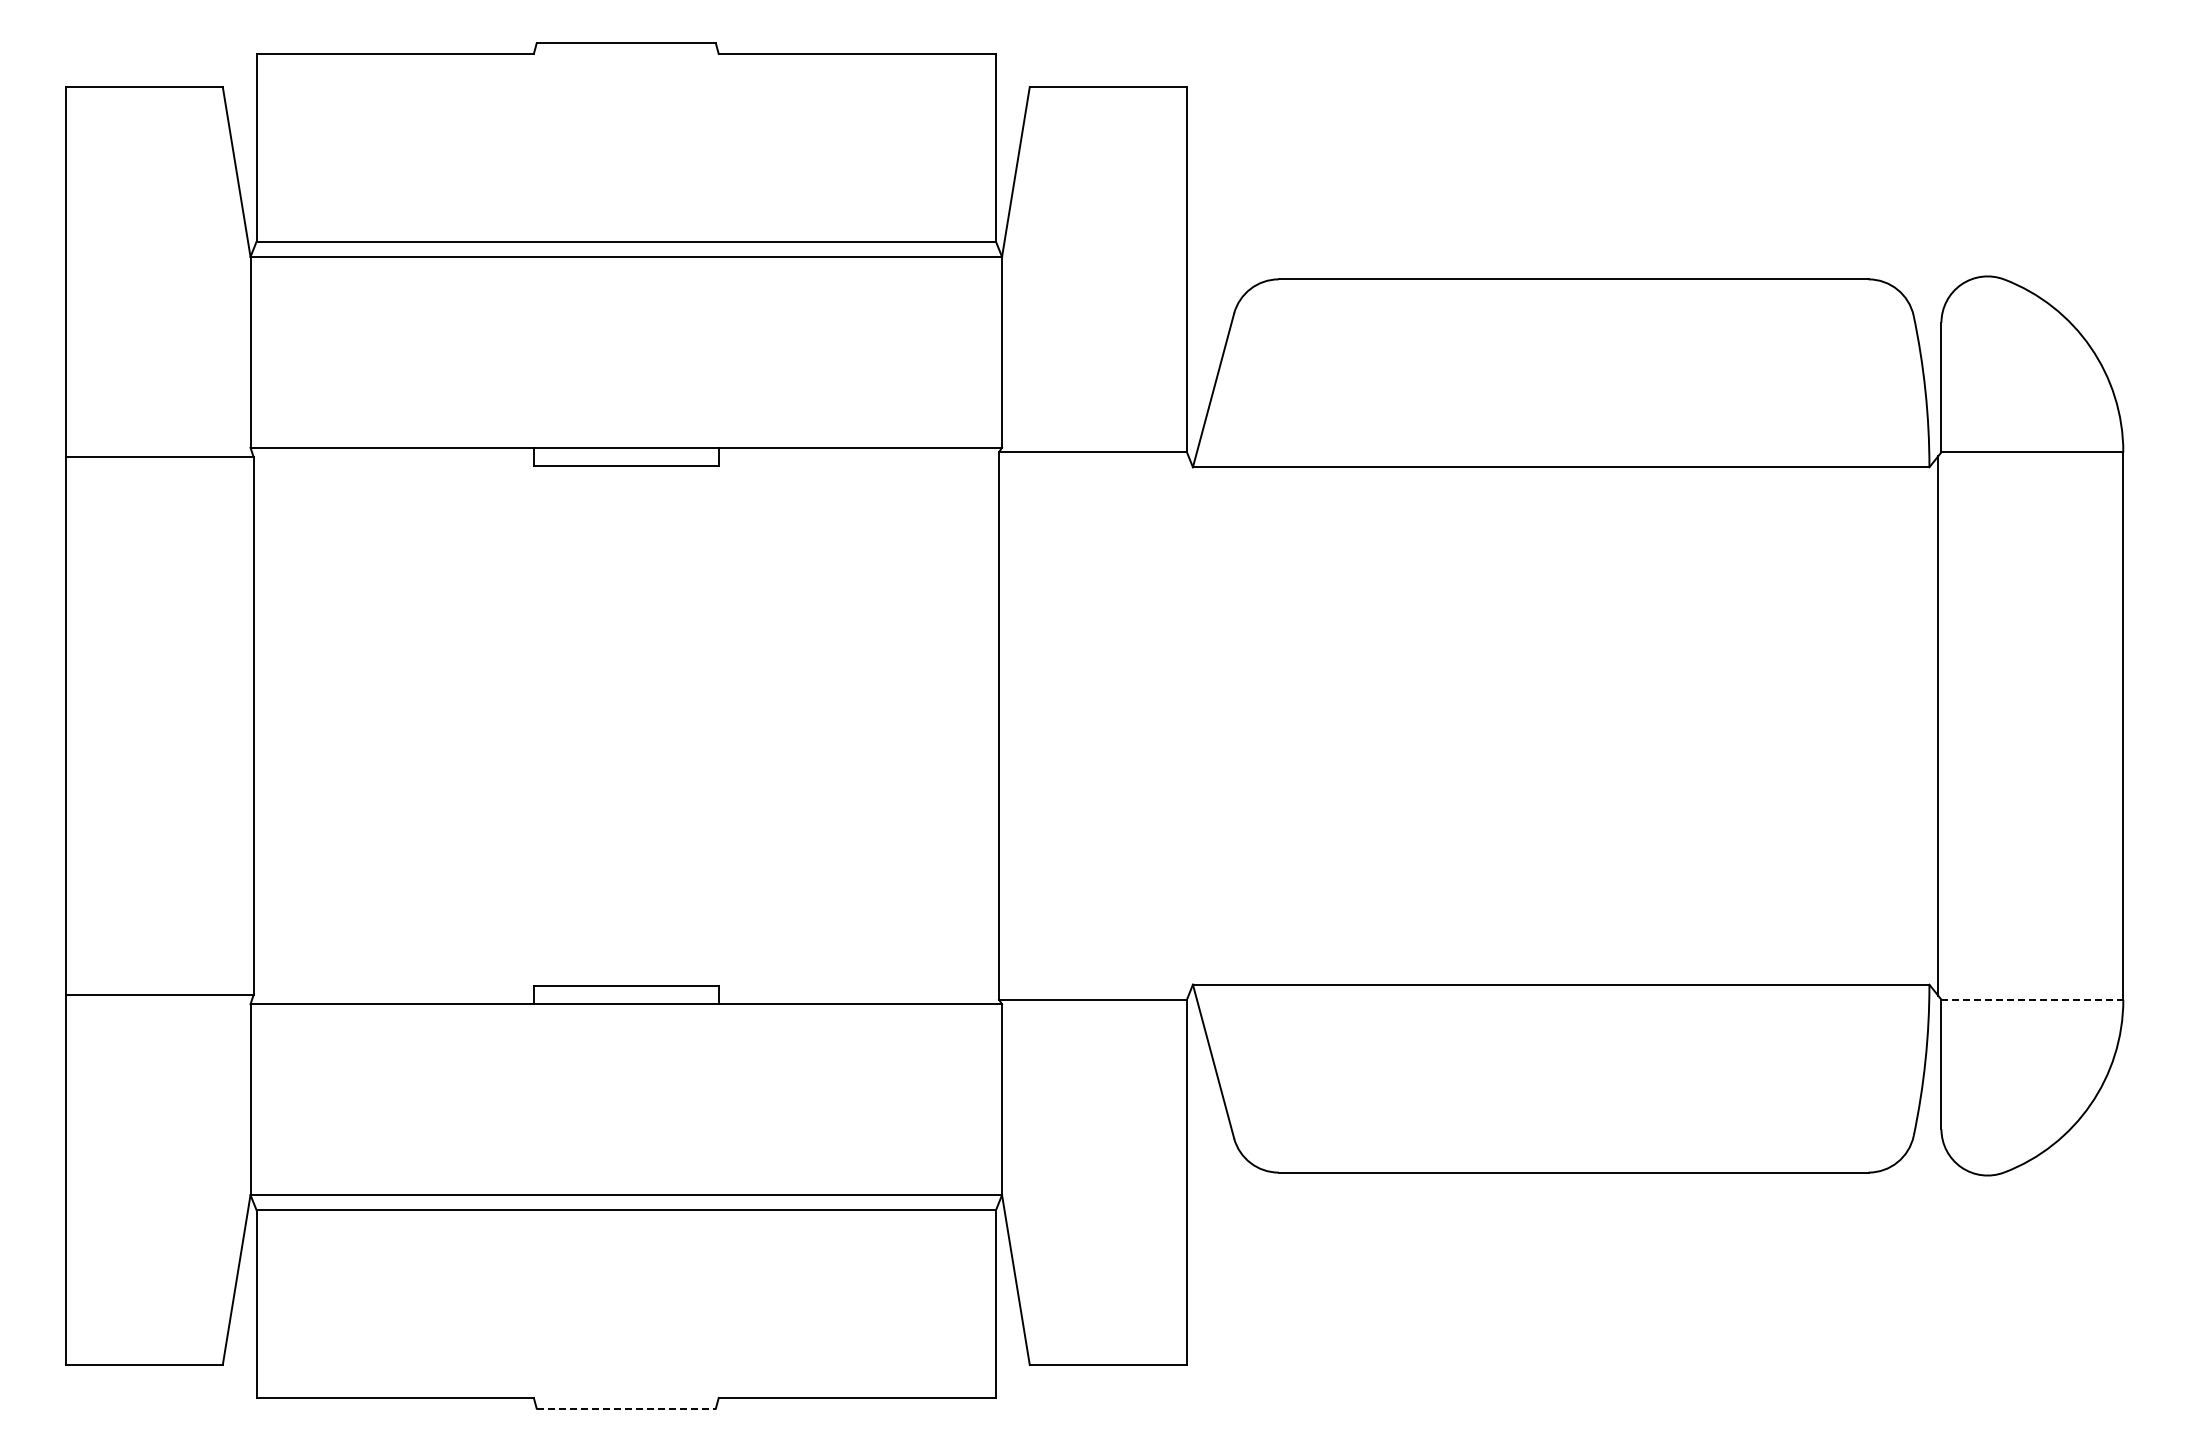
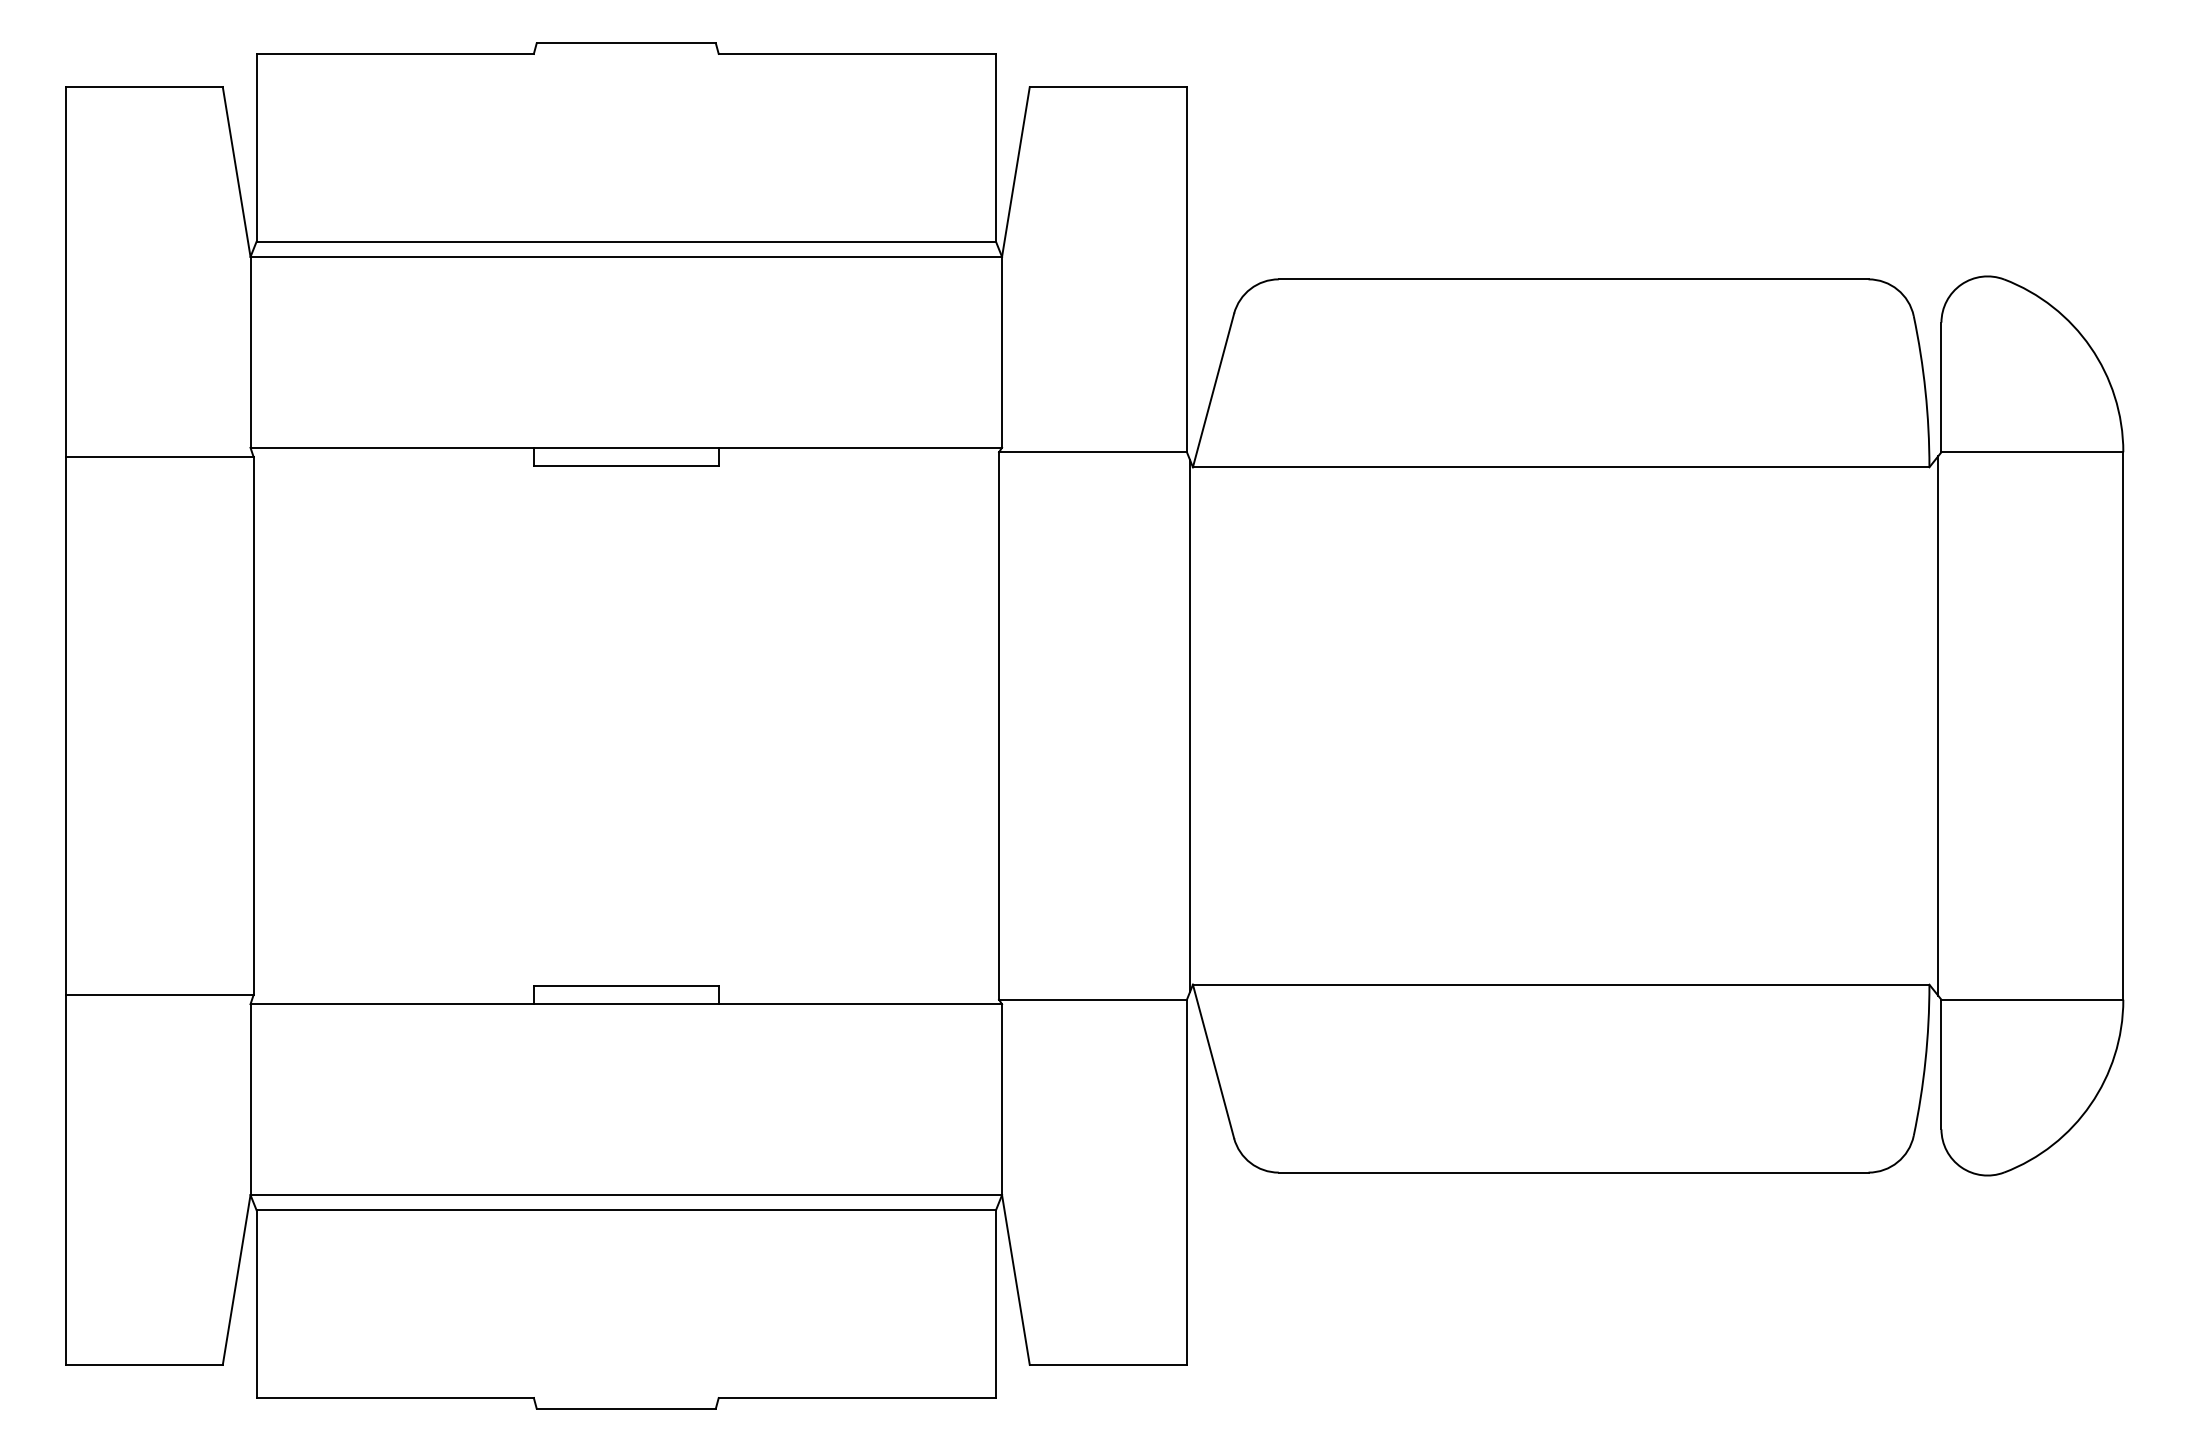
line: none -> present (1189, 725)
line: dashed -> solid (2032, 999)
line: dashed -> solid (626, 1408)
